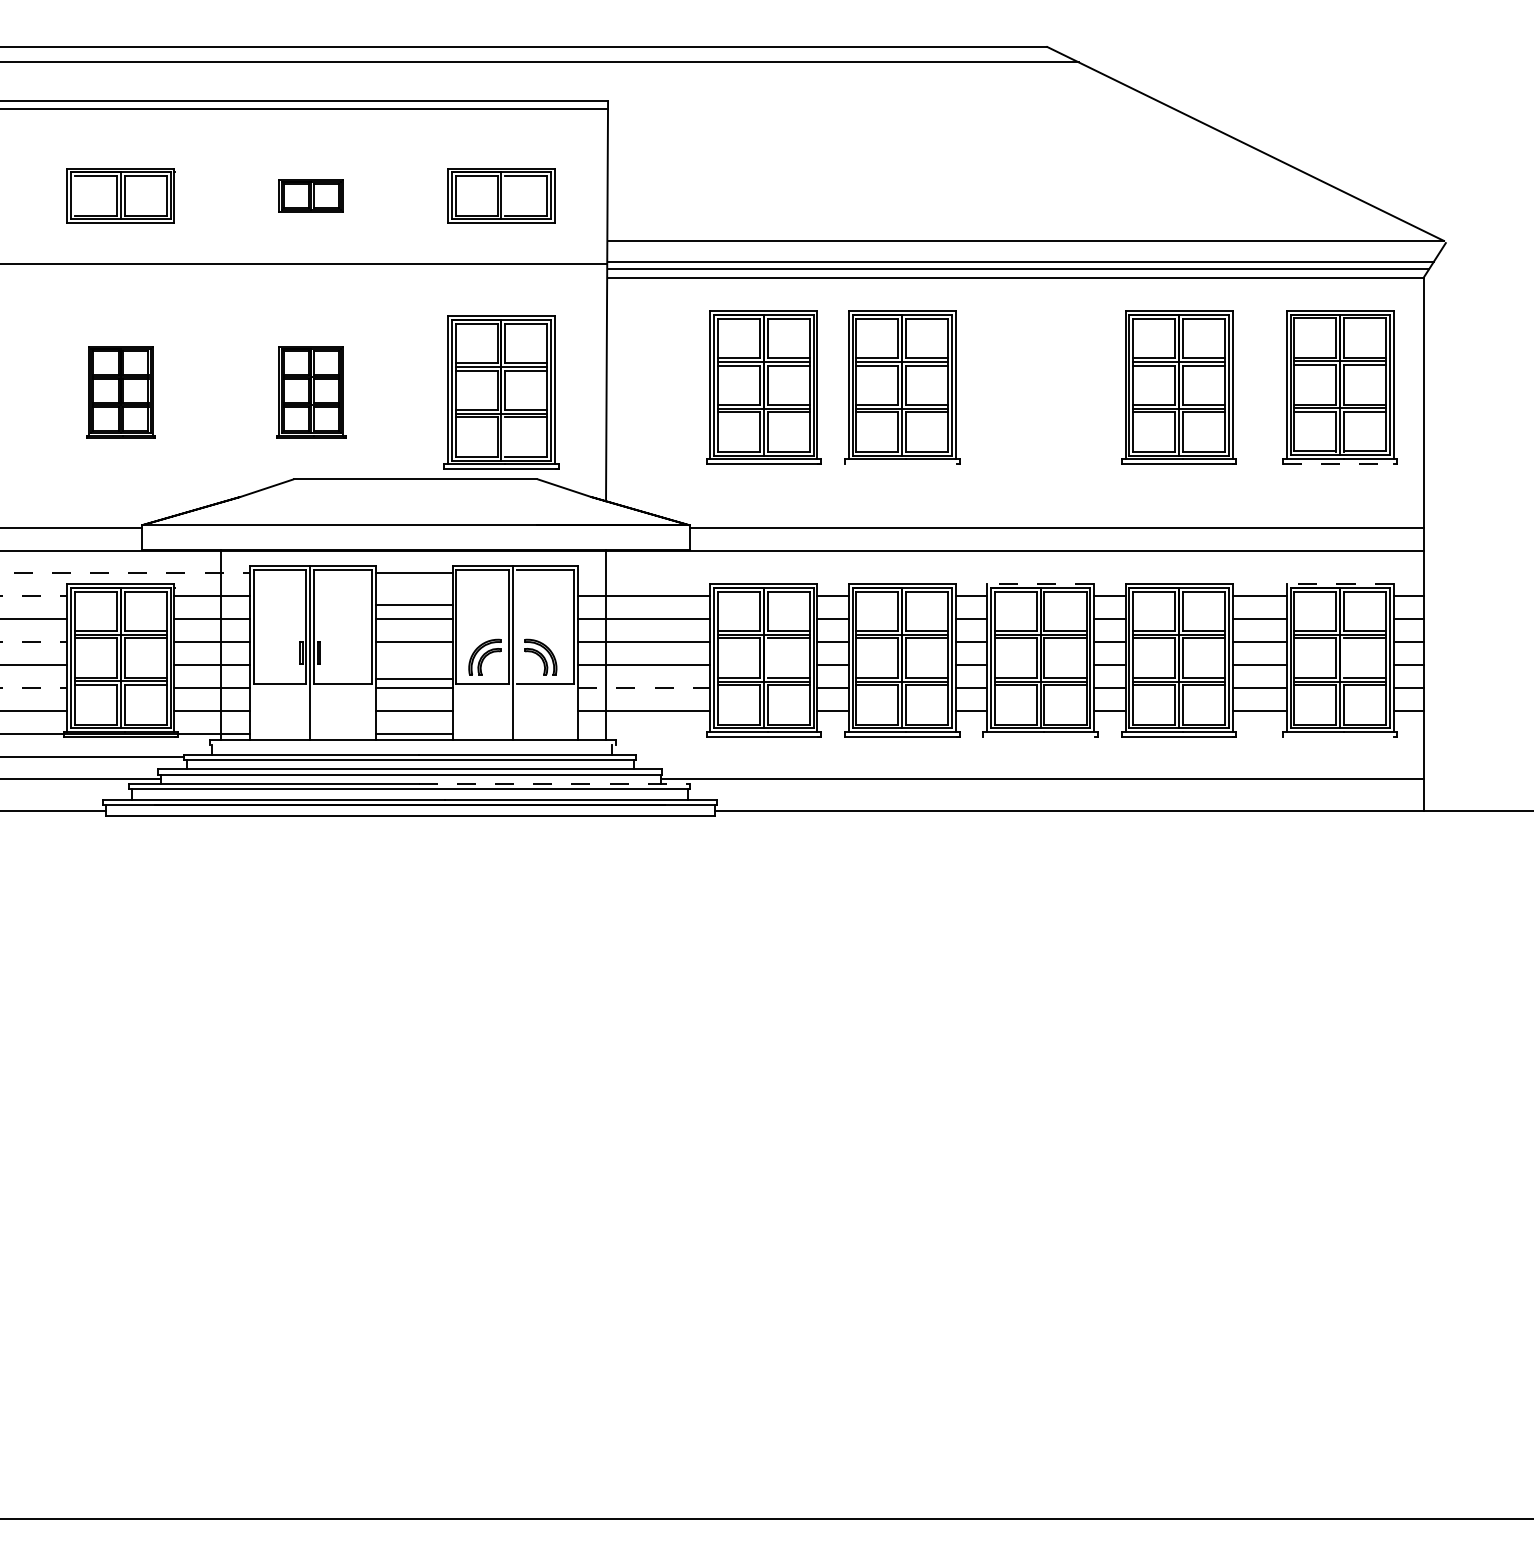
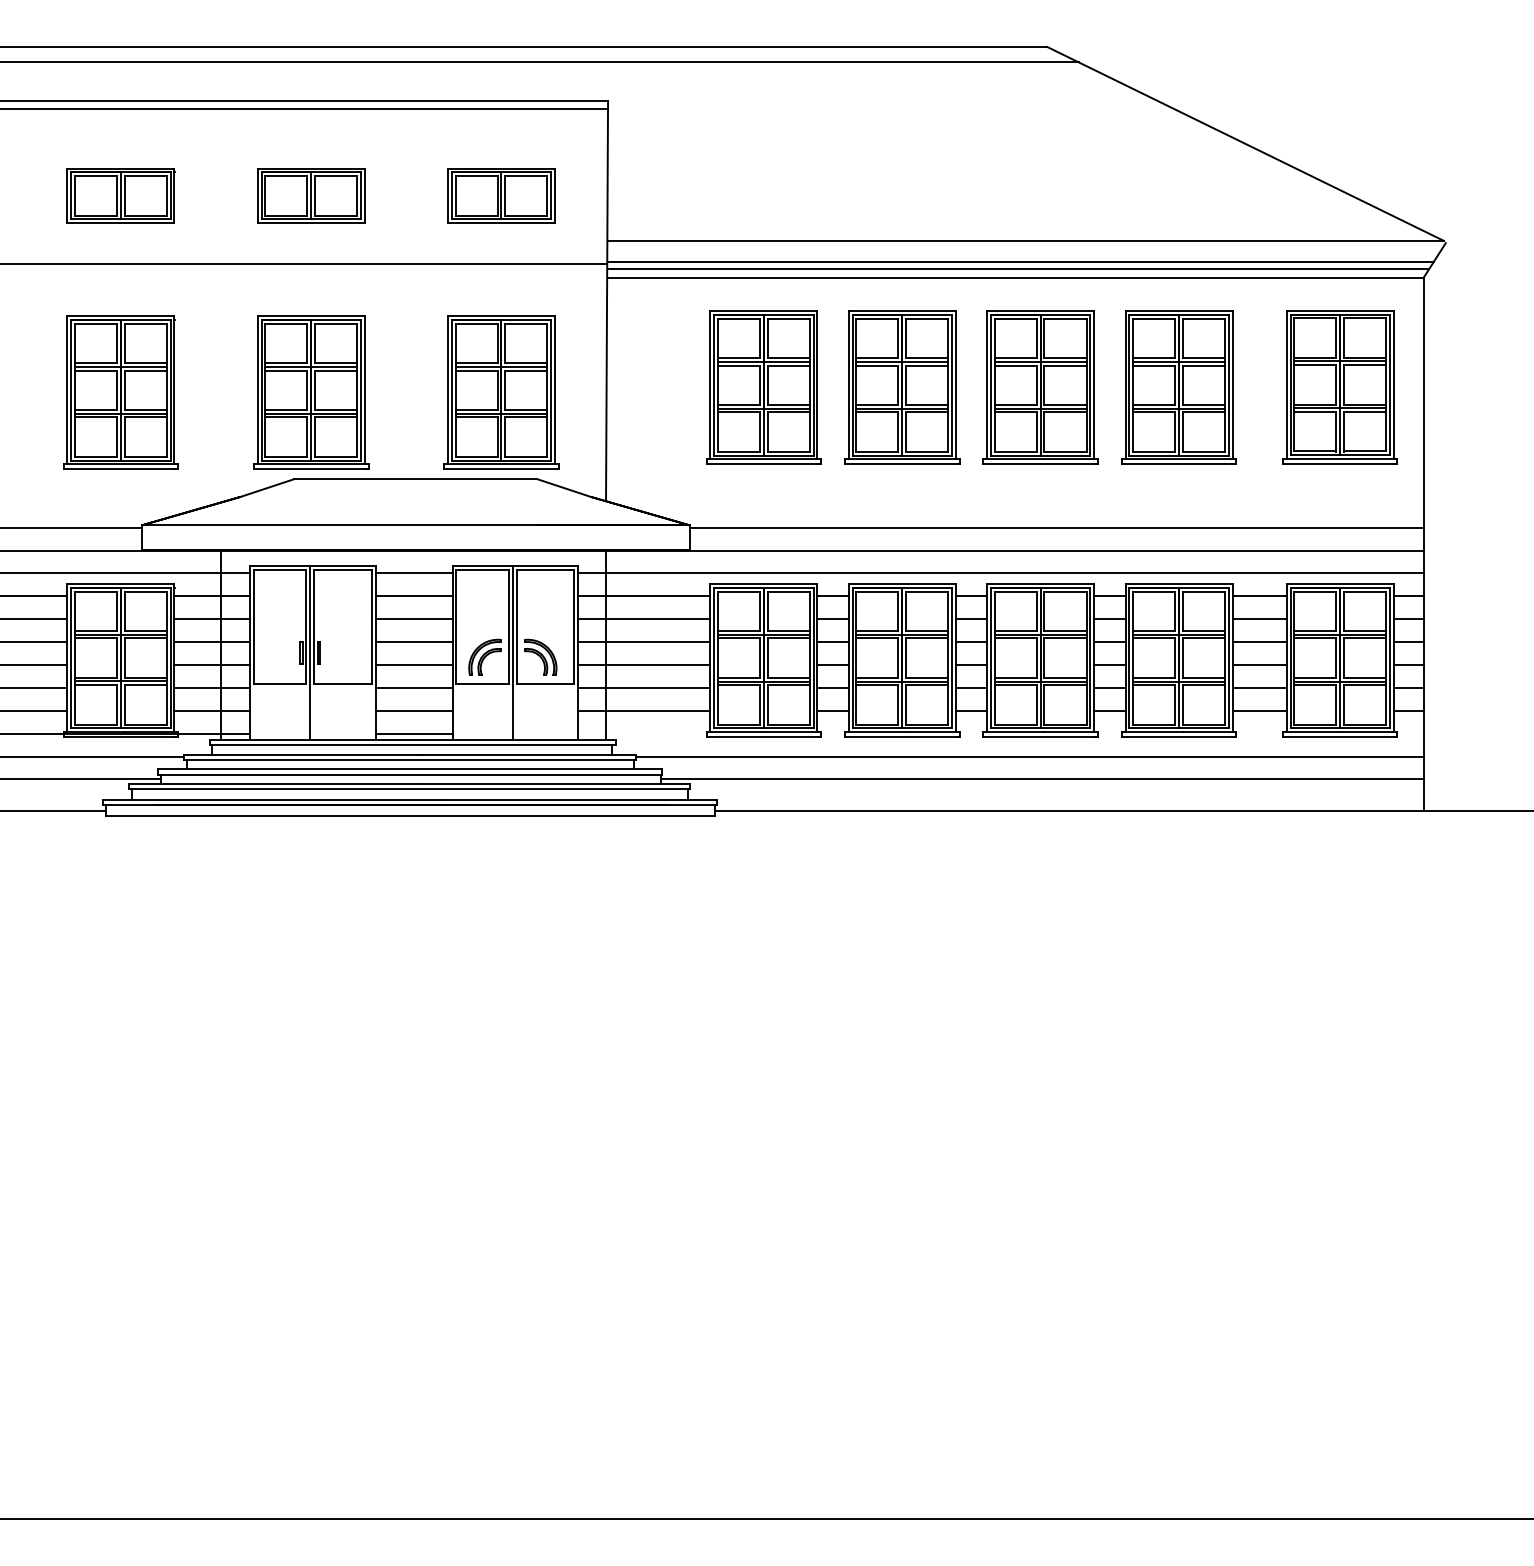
line: none -> present (75, 195)
part size: 66x34 px -> 109x56 px (311, 195)
line: none -> present (505, 195)
part: none -> present (1040, 387)
part size: 70x93 px -> 116x155 px (120, 392)
part size: 71x93 px -> 117x155 px (311, 392)
line: none -> present (505, 436)
line: none -> present (902, 463)
line: dashed -> solid (1340, 463)
line: dashed -> solid (125, 573)
line: none -> present (1000, 573)
line: dashed -> solid (1040, 583)
line: dashed -> solid (1339, 583)
line: dashed -> solid (33, 596)
line position: (413, 605) -> (413, 596) (413, 596)
line: none -> present (516, 626)
line: dashed -> solid (33, 642)
line: none -> present (767, 657)
line: none -> present (1343, 657)
line position: (413, 679) -> (413, 665) (413, 665)
line: dashed -> solid (33, 687)
line: dashed -> solid (644, 687)
line: none -> present (1040, 736)
line: none -> present (1339, 736)
line: none -> present (412, 745)
line: none -> present (1029, 756)
line: dashed -> solid (554, 784)
